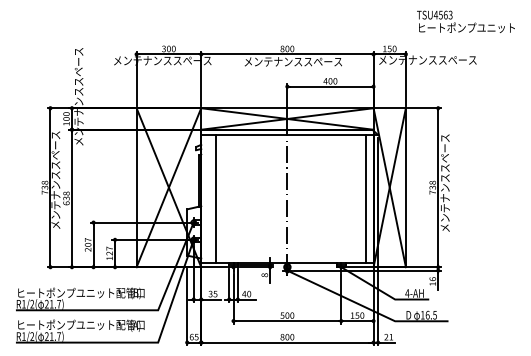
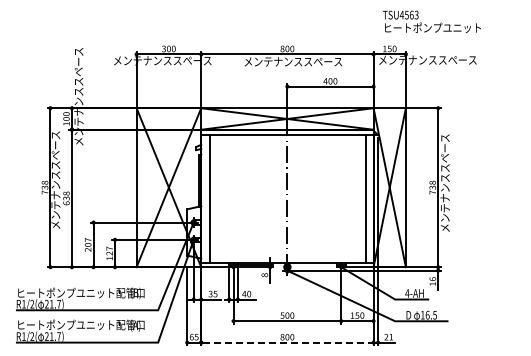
text position: (465, 21) -> (431, 21) (431, 21)
line position: (216, 198) -> (210, 198) (210, 198)
line: solid -> dashed (287, 342)
